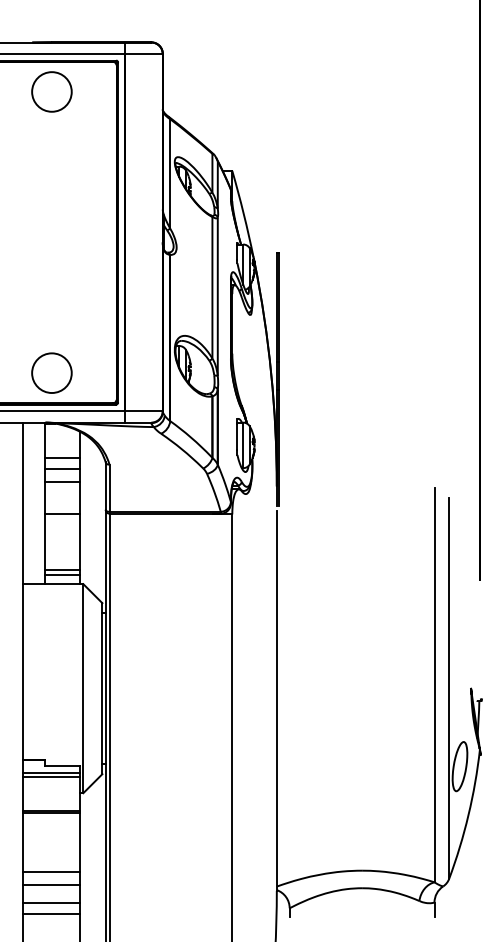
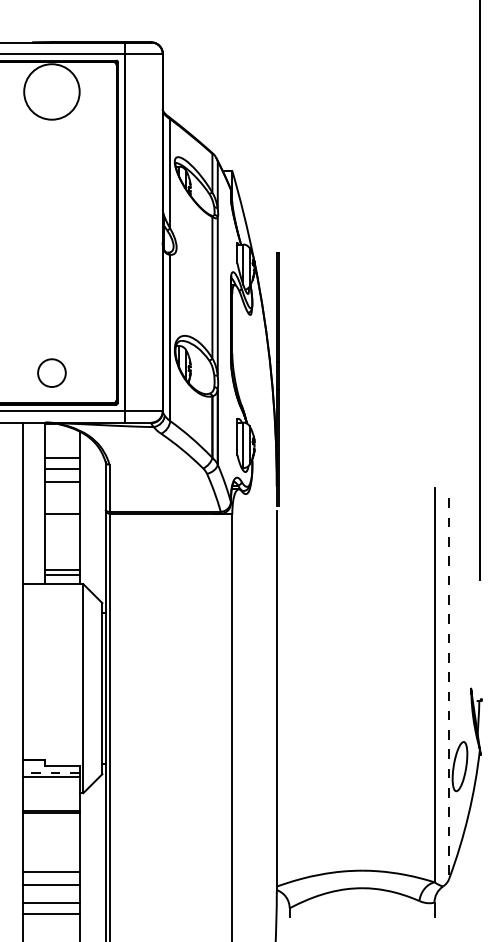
circle diameter: 40 px -> 55 px (51, 91)
circle size: 42x42 px -> 30x30 px (51, 372)
line: solid -> dashed (449, 689)
line: solid -> dashed (50, 772)
